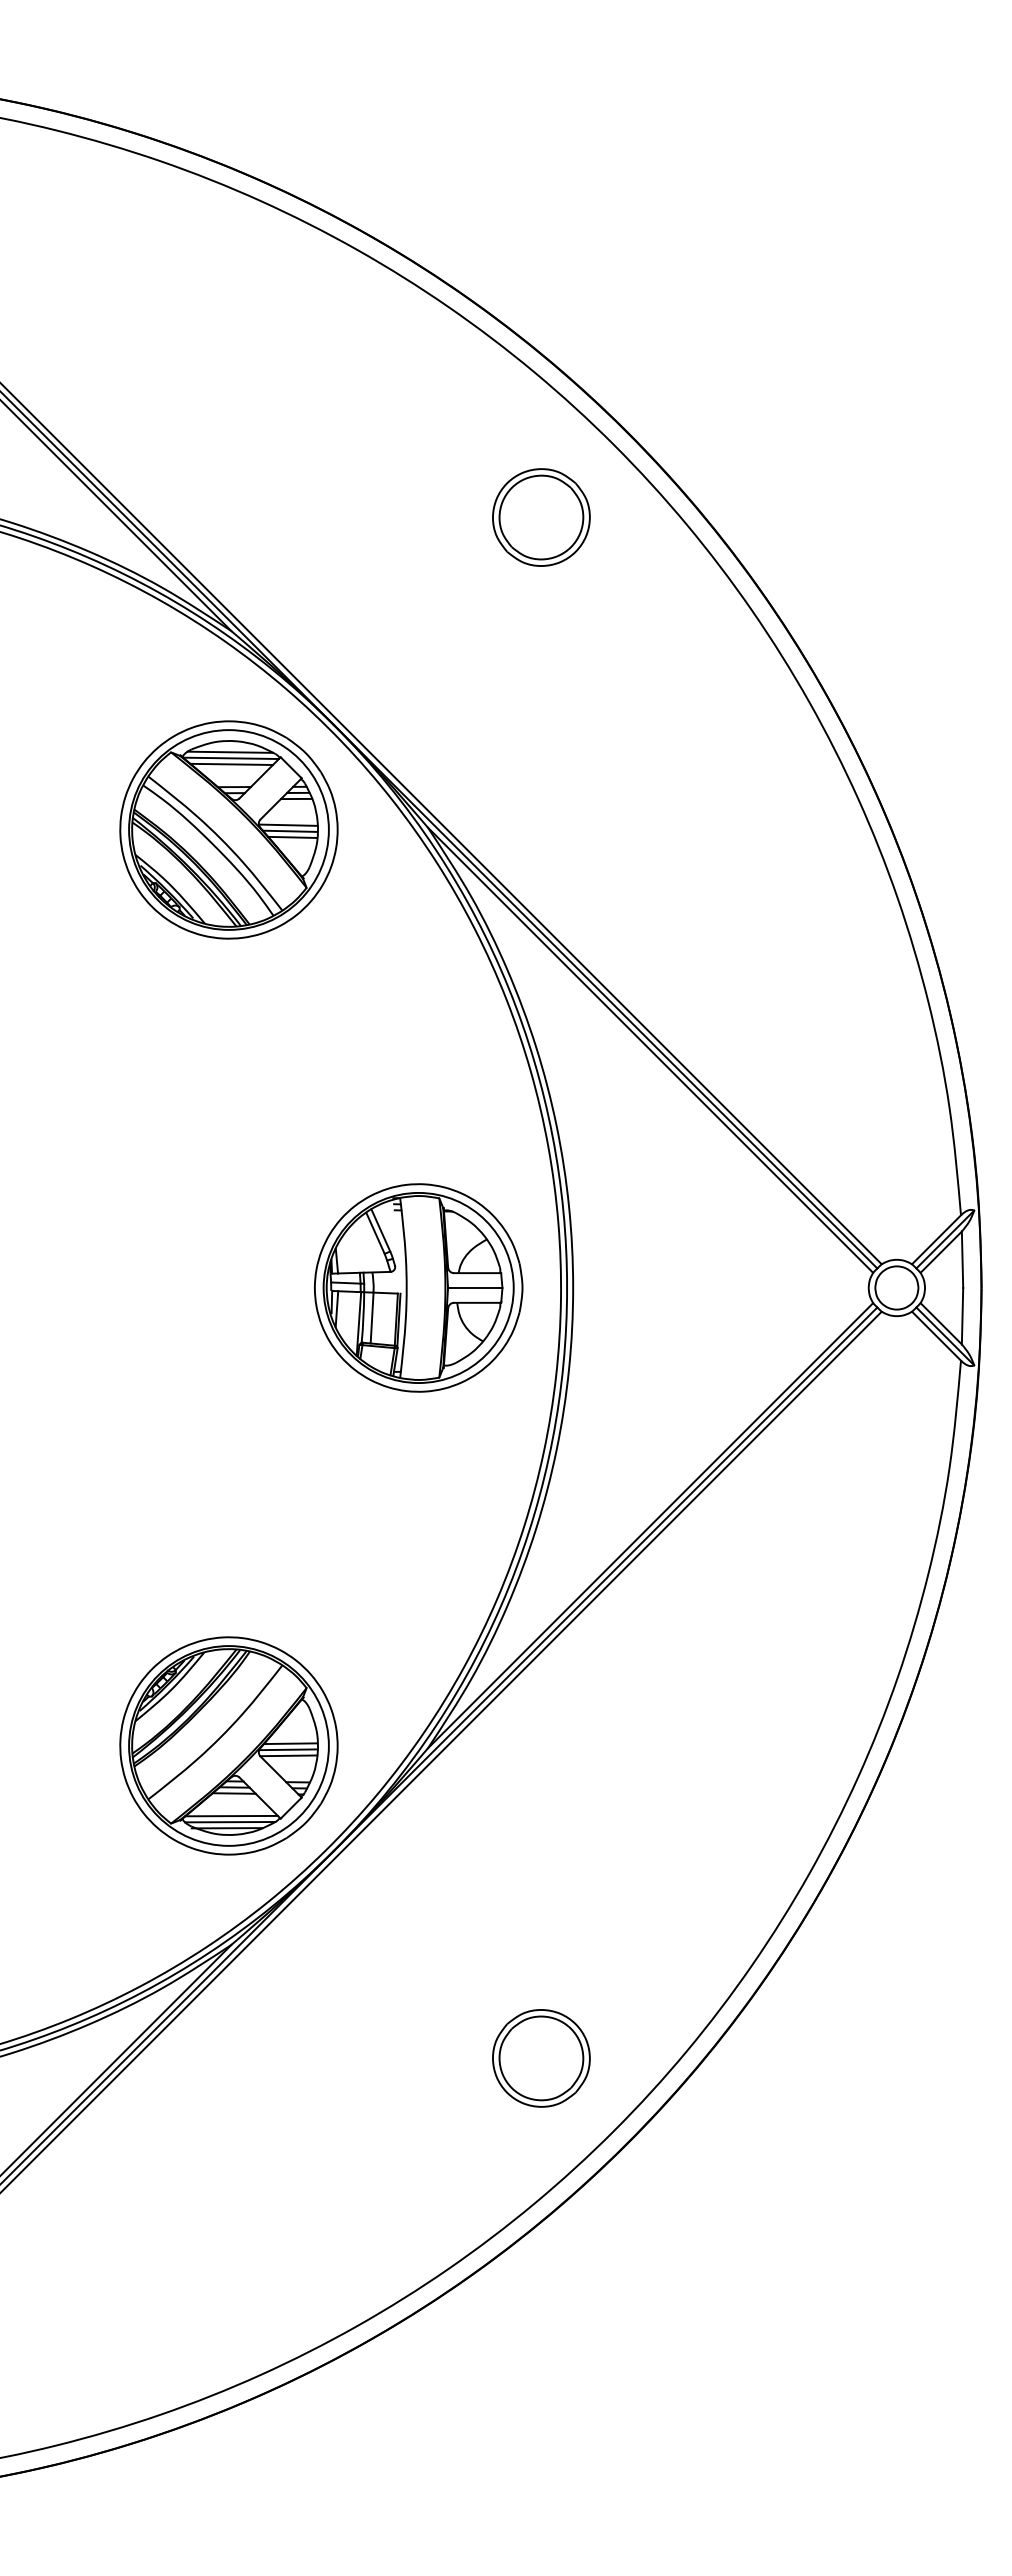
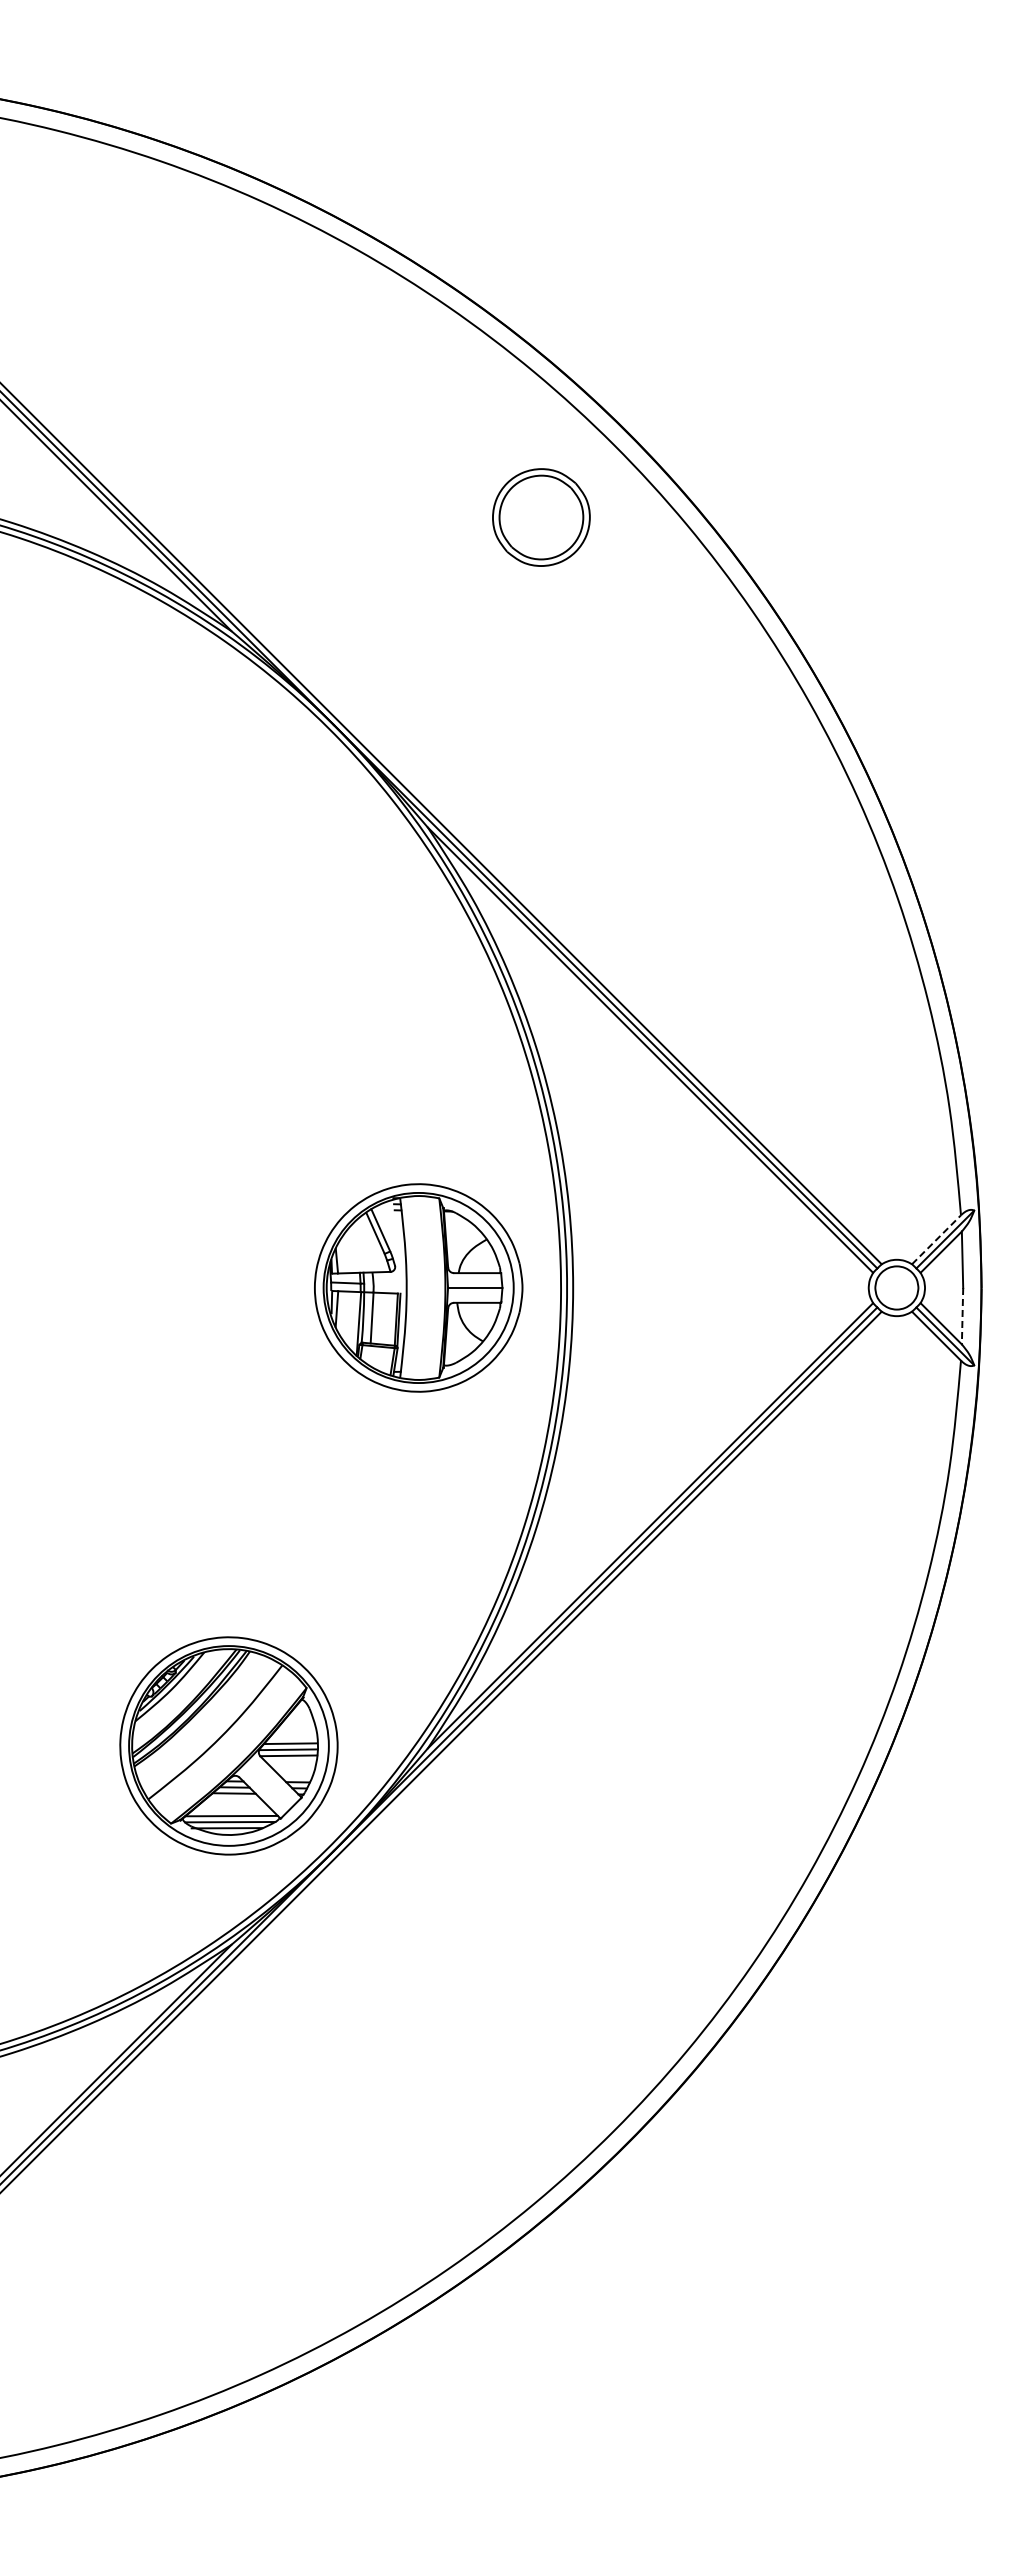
part: present -> none (228, 829)
line: solid -> dashed (936, 1239)
line: solid -> dashed (962, 1316)
part: present -> none (541, 2058)
